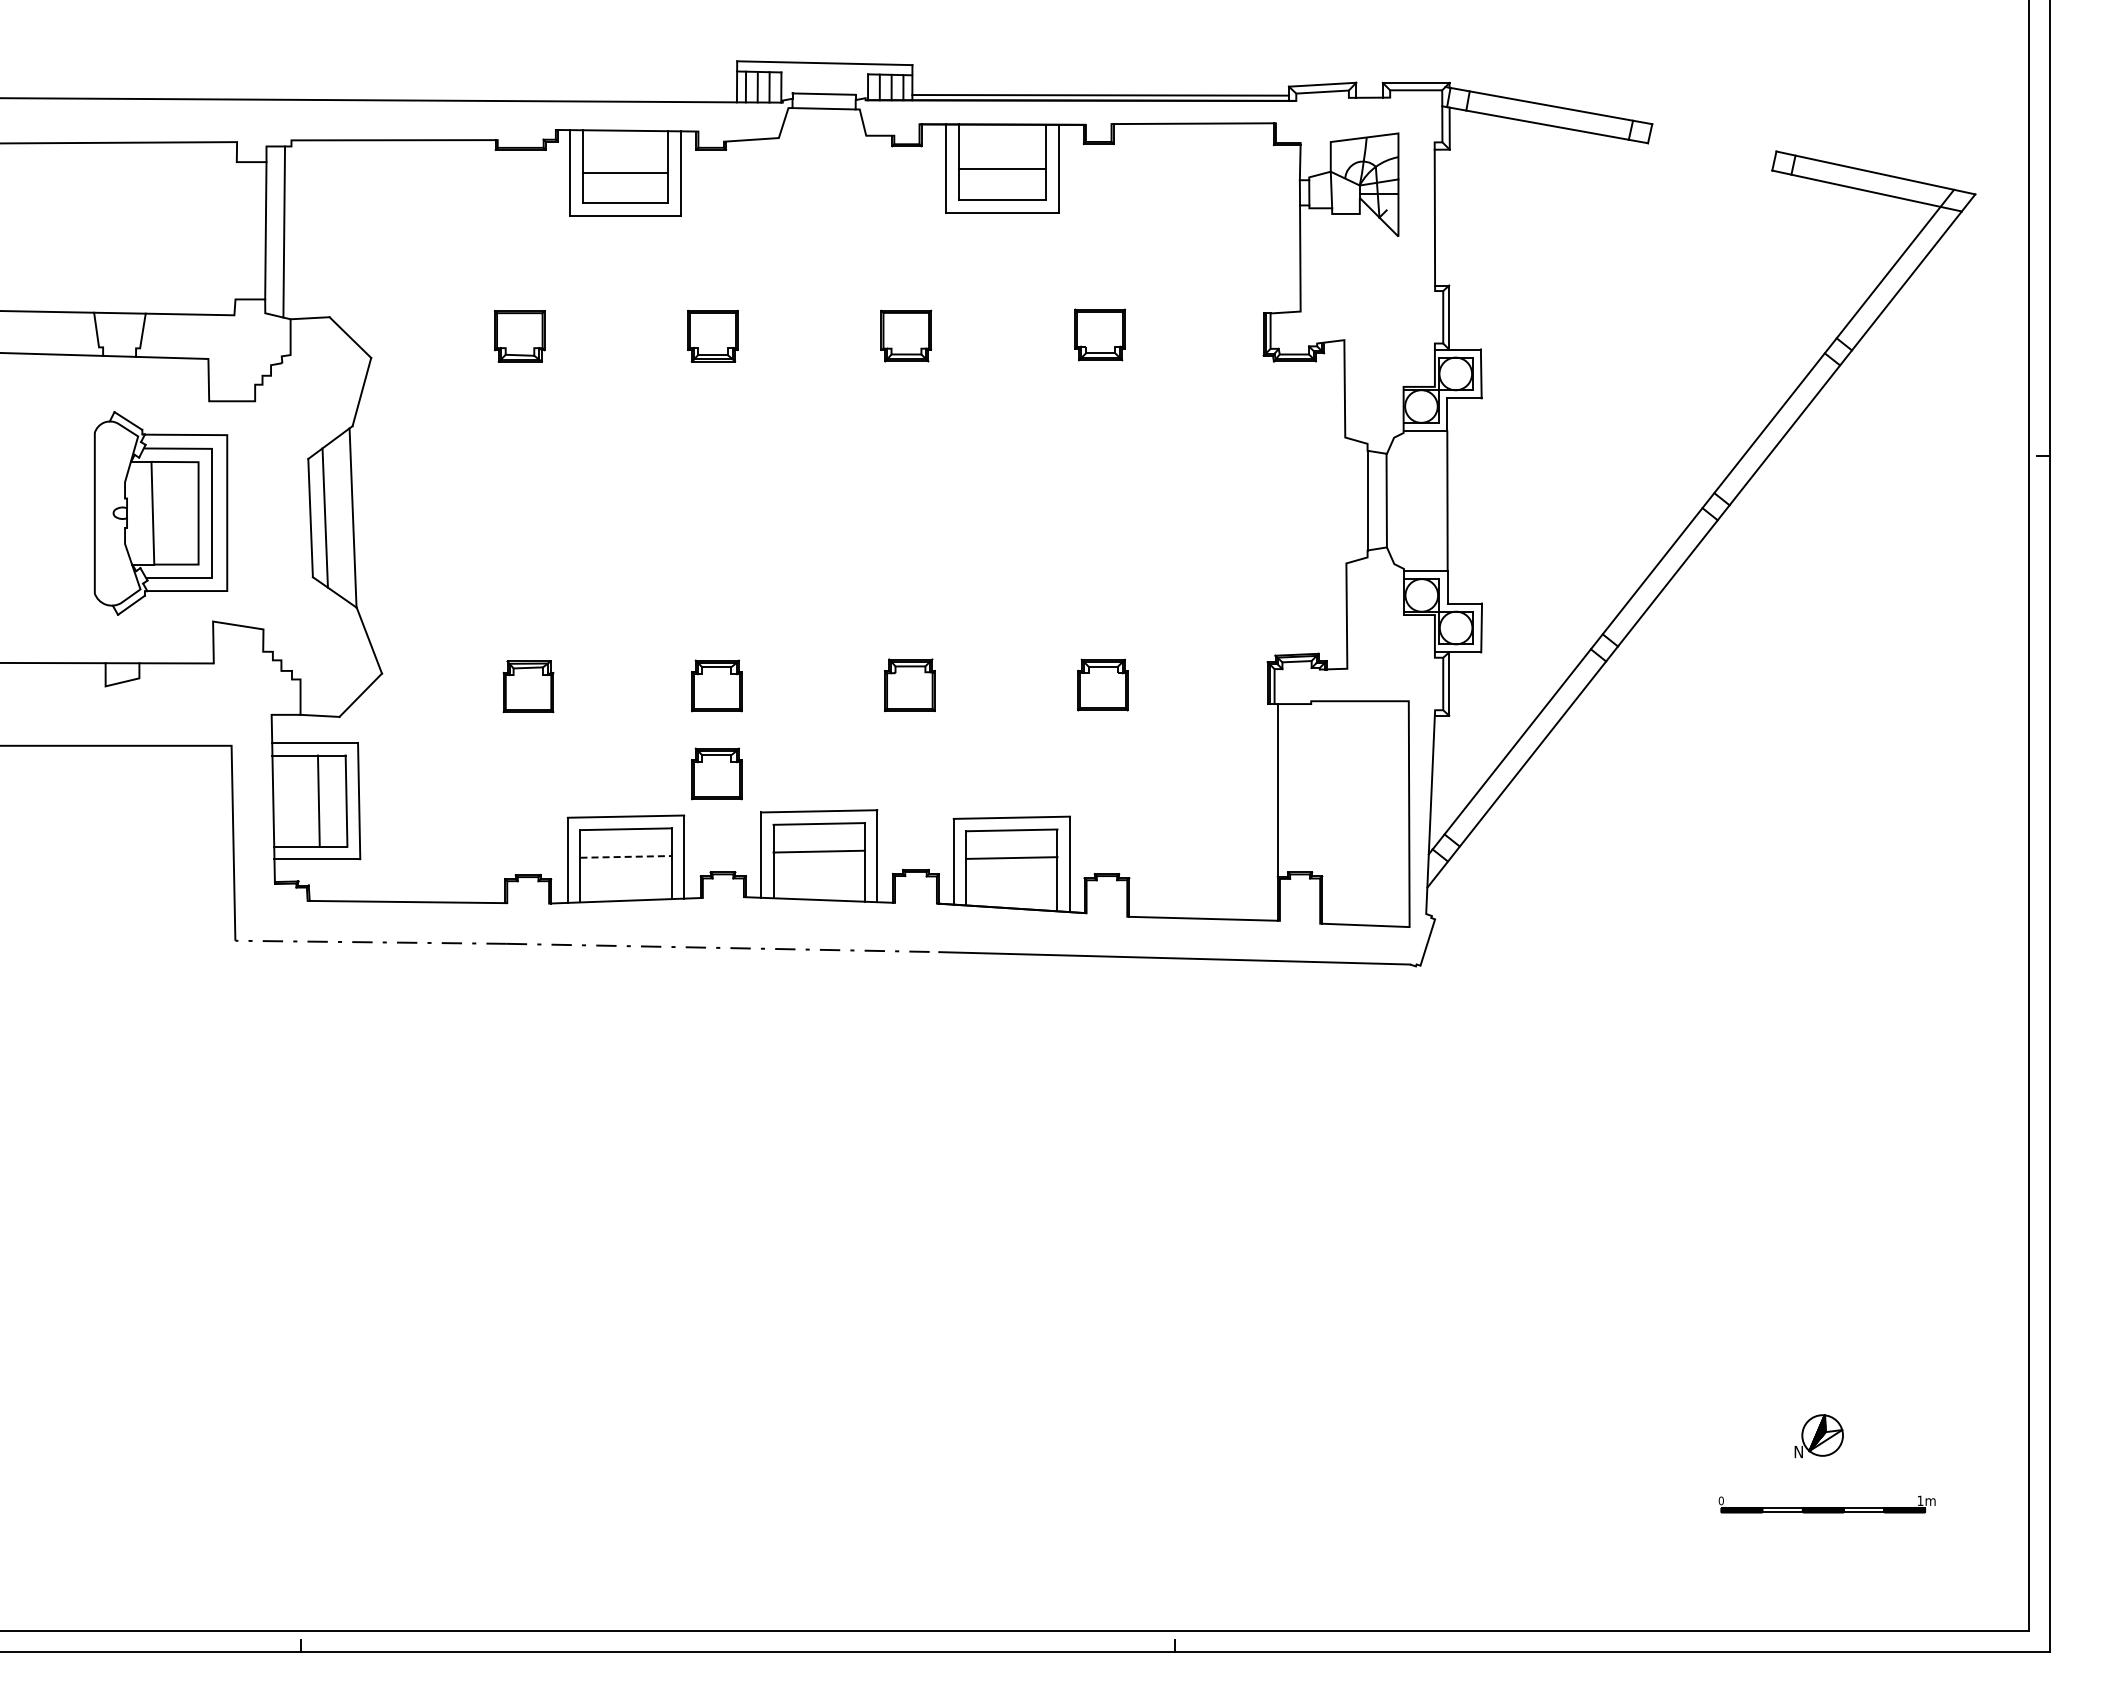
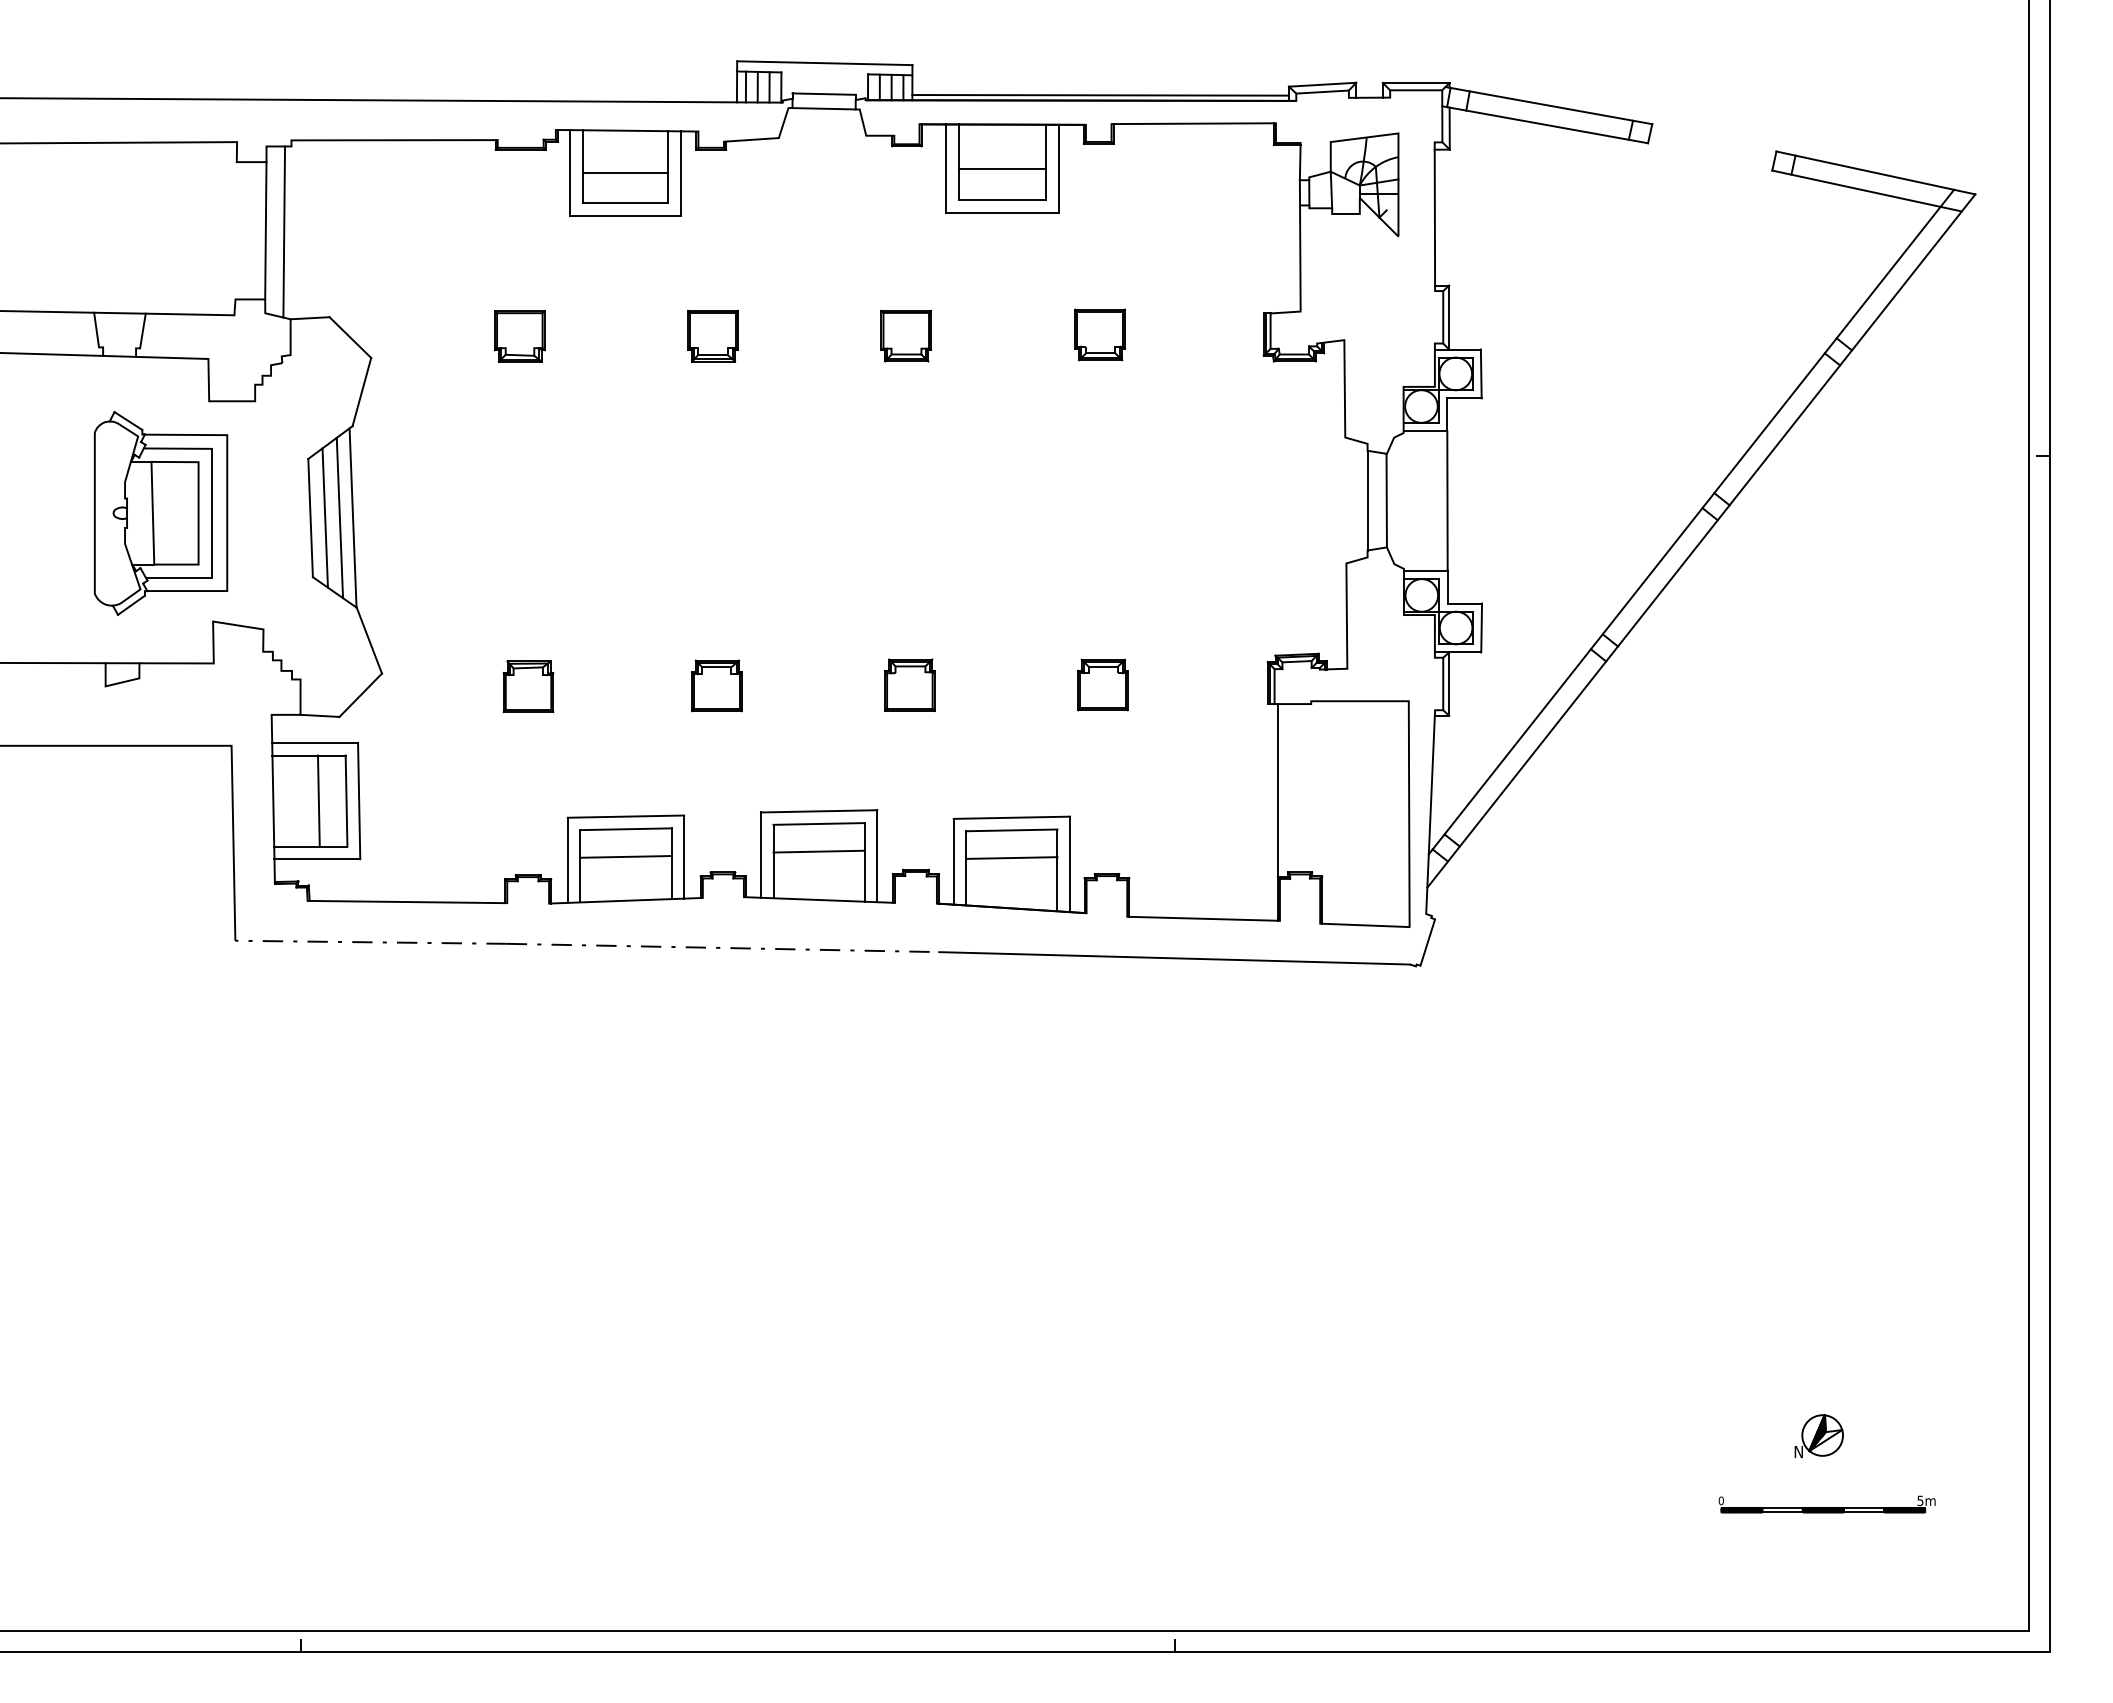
line: none -> present (339, 517)
part: present -> none (716, 773)
line: dashed -> solid (625, 856)
text: 1m -> 5m (1920, 1500)
